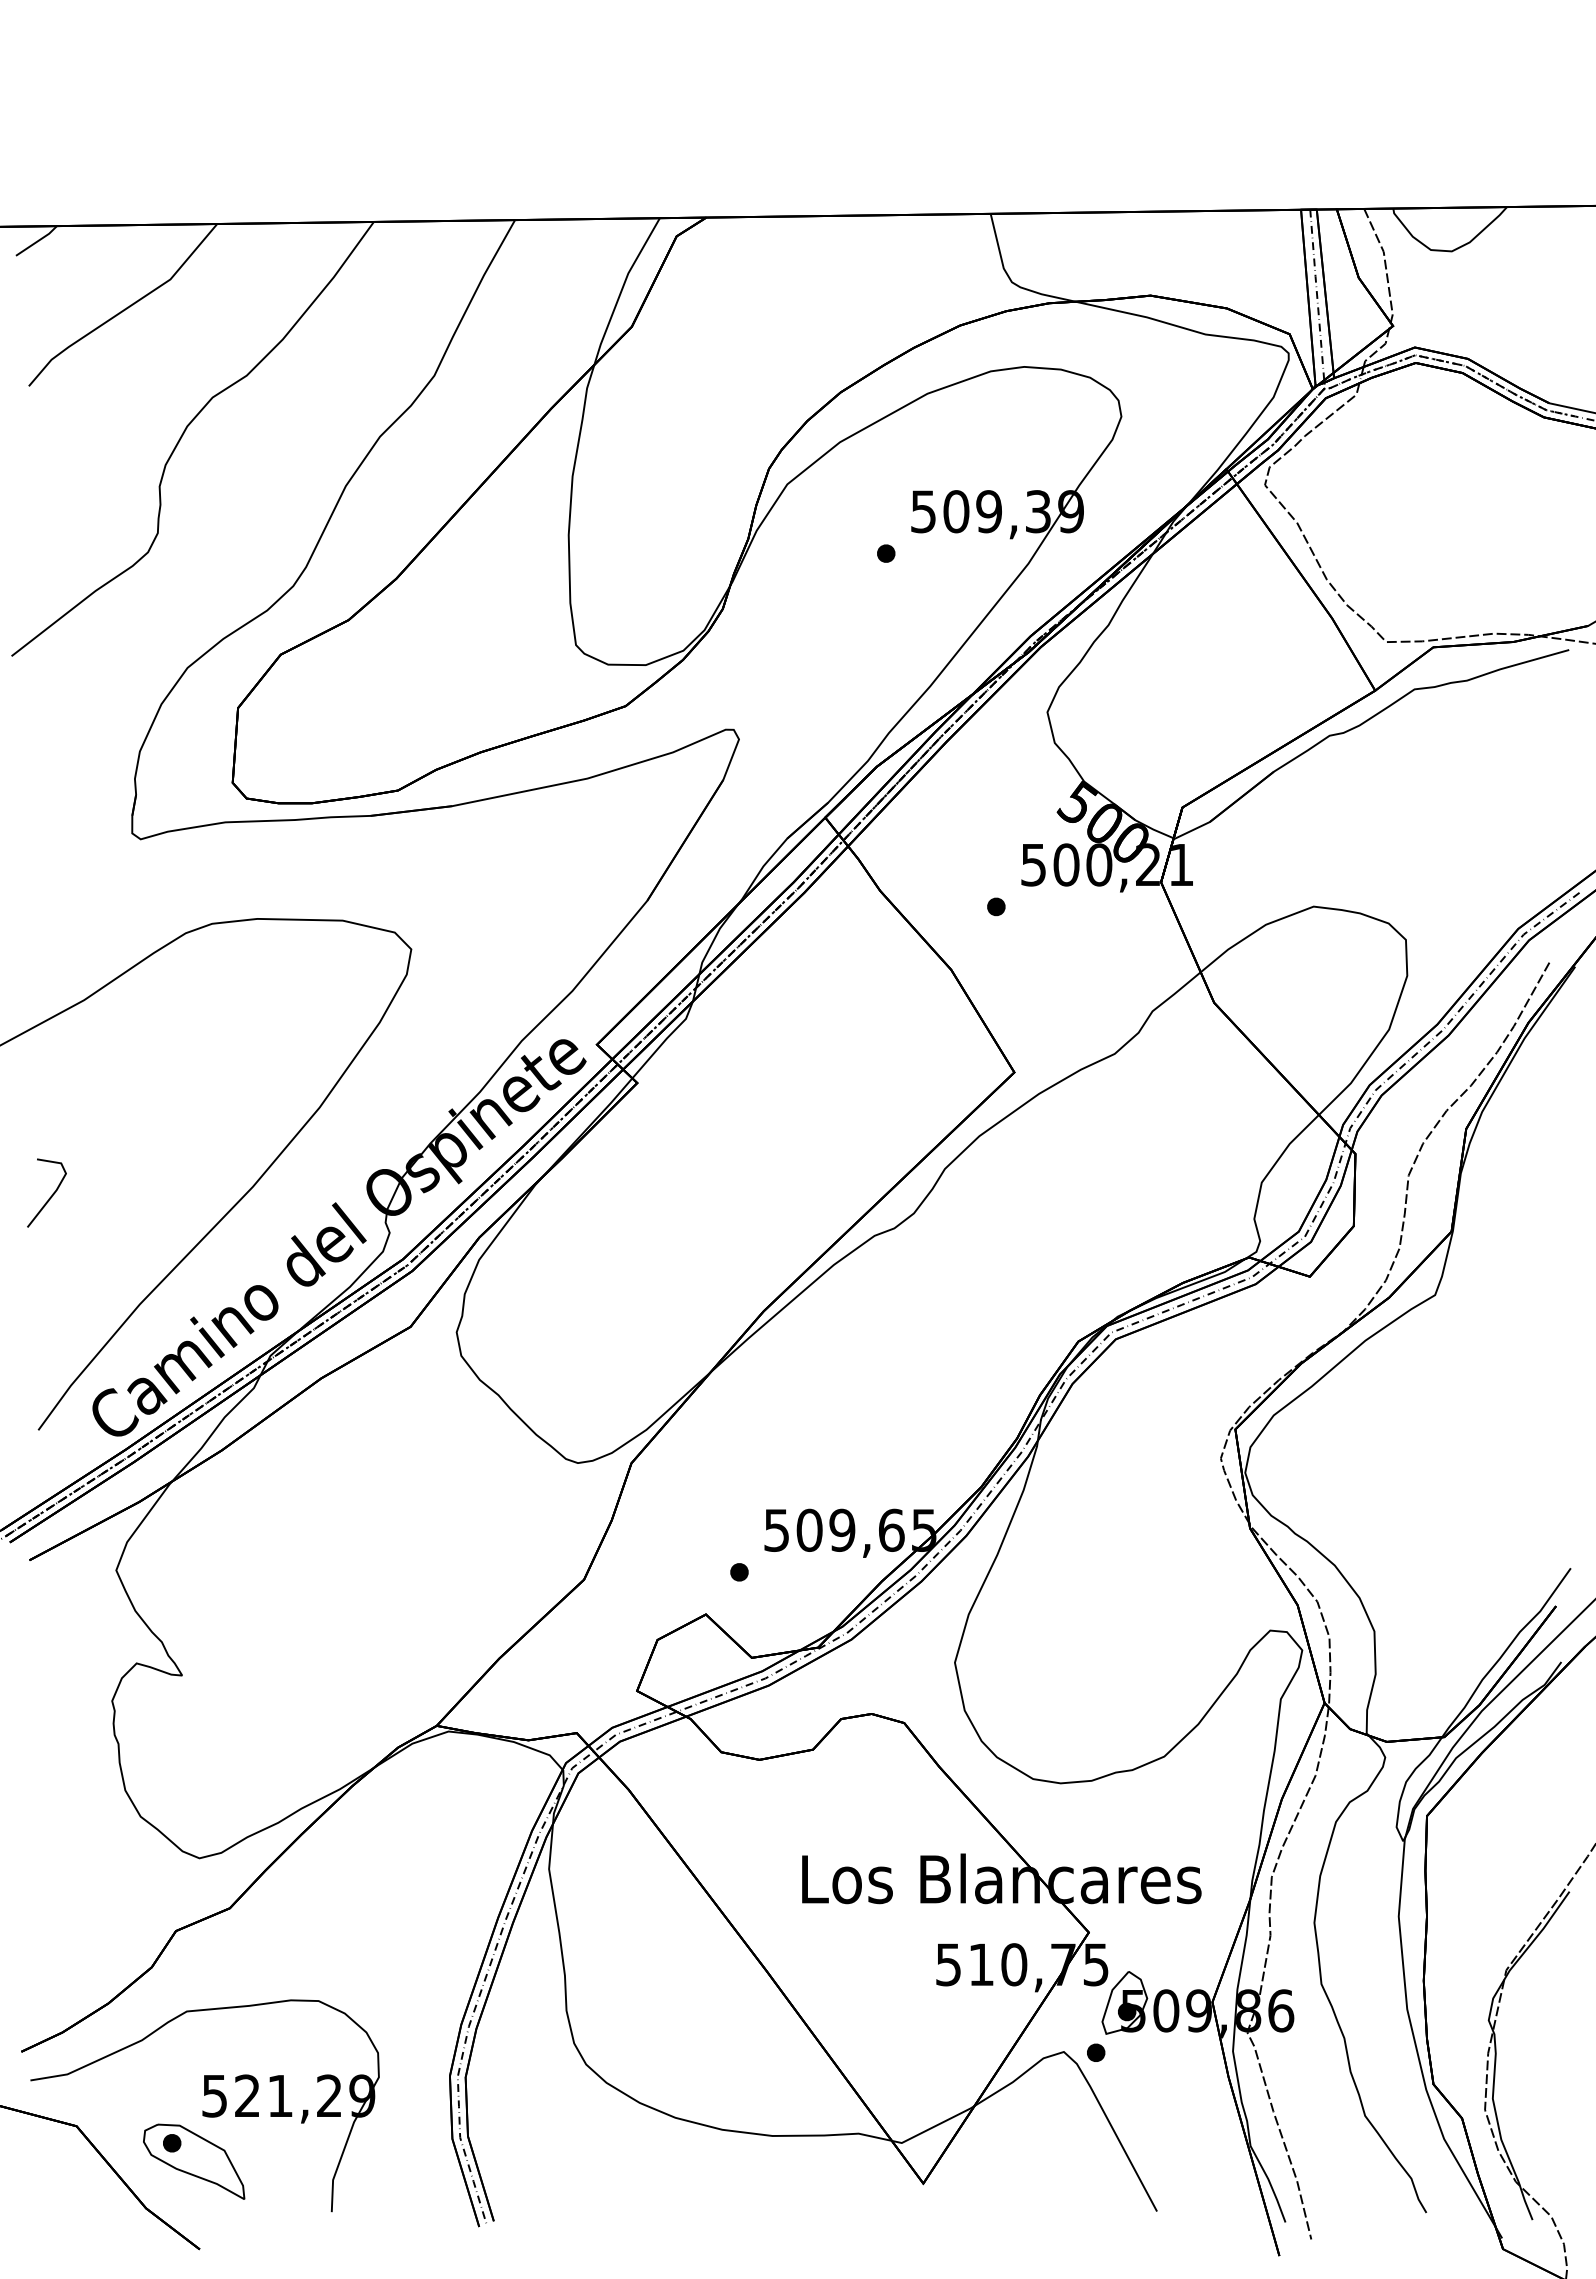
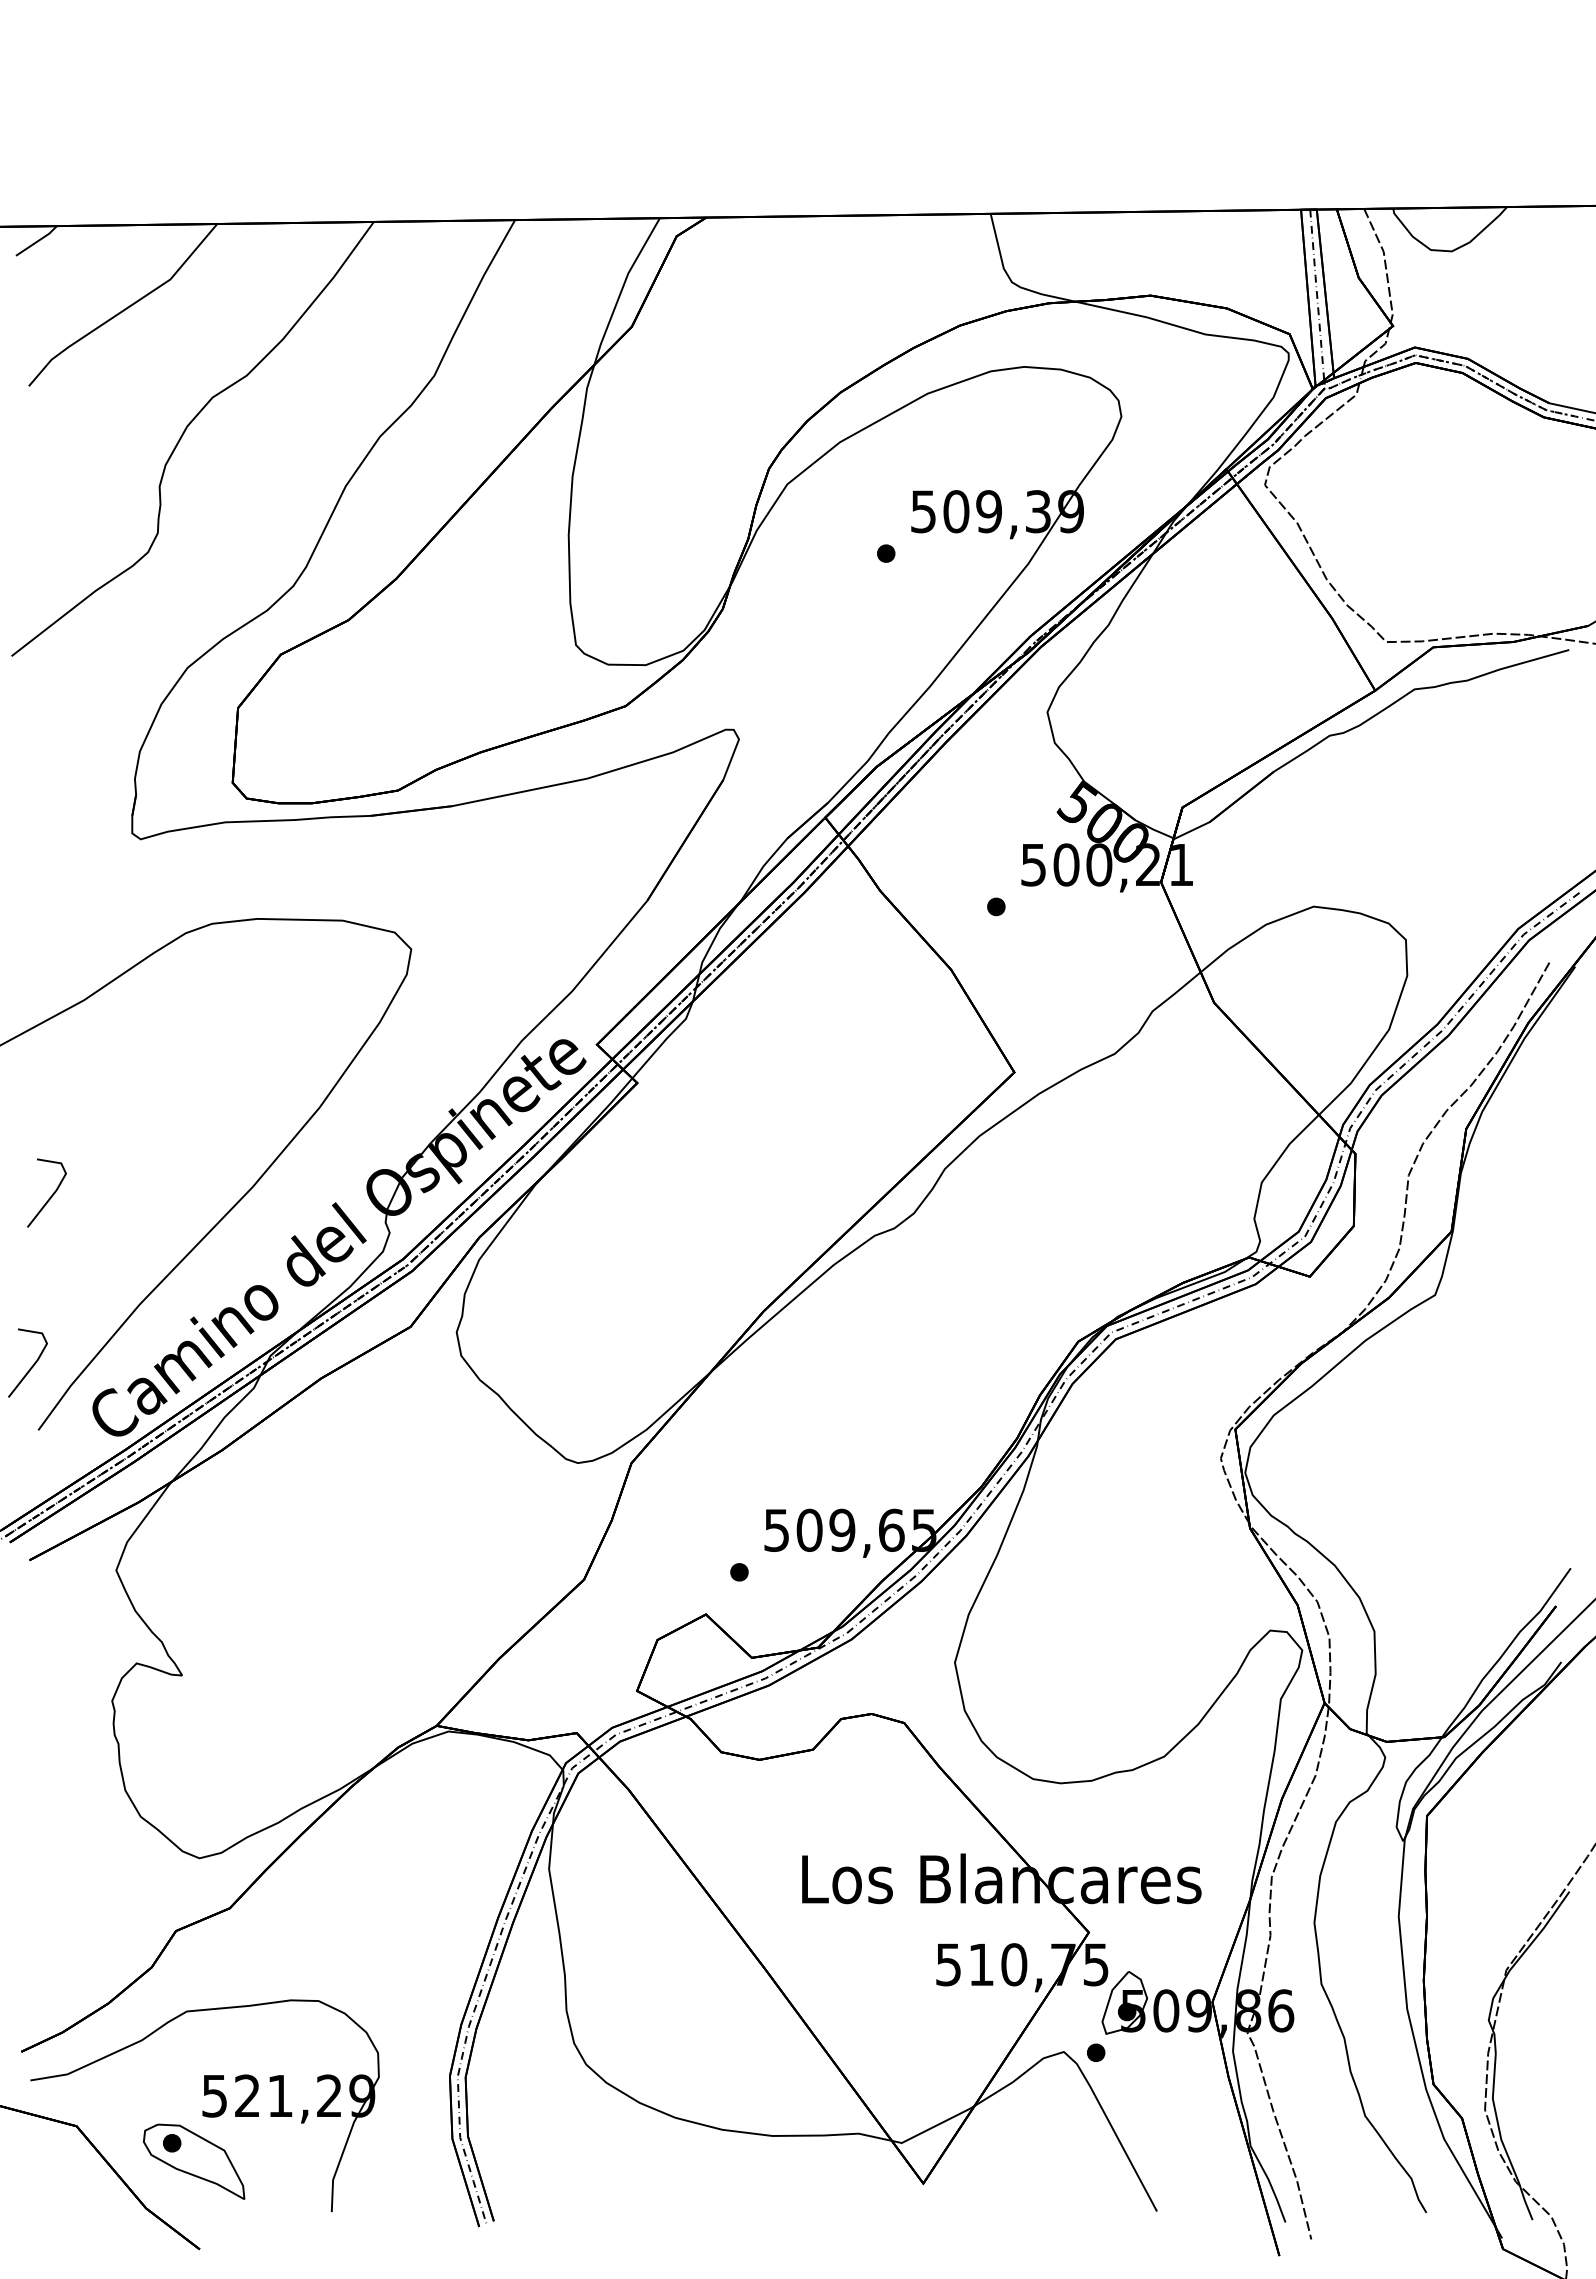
line: none -> present (31, 1366)
